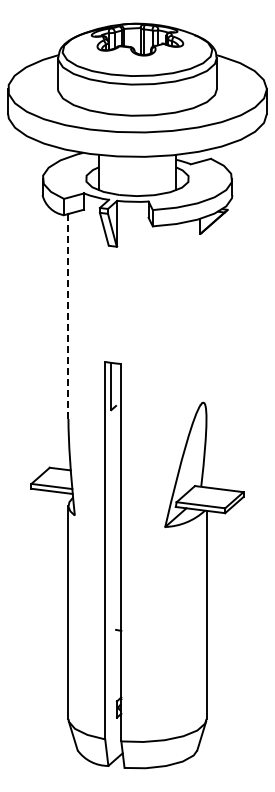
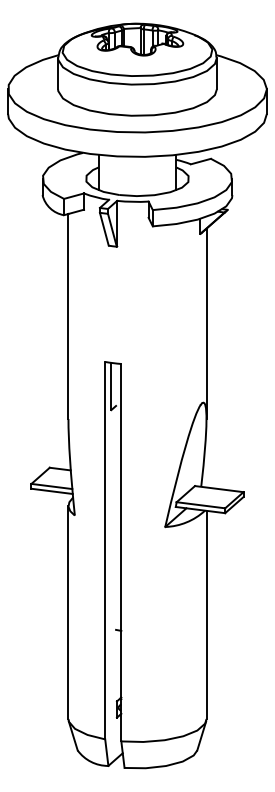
line: dashed -> solid (68, 316)
line: none -> present (206, 323)
